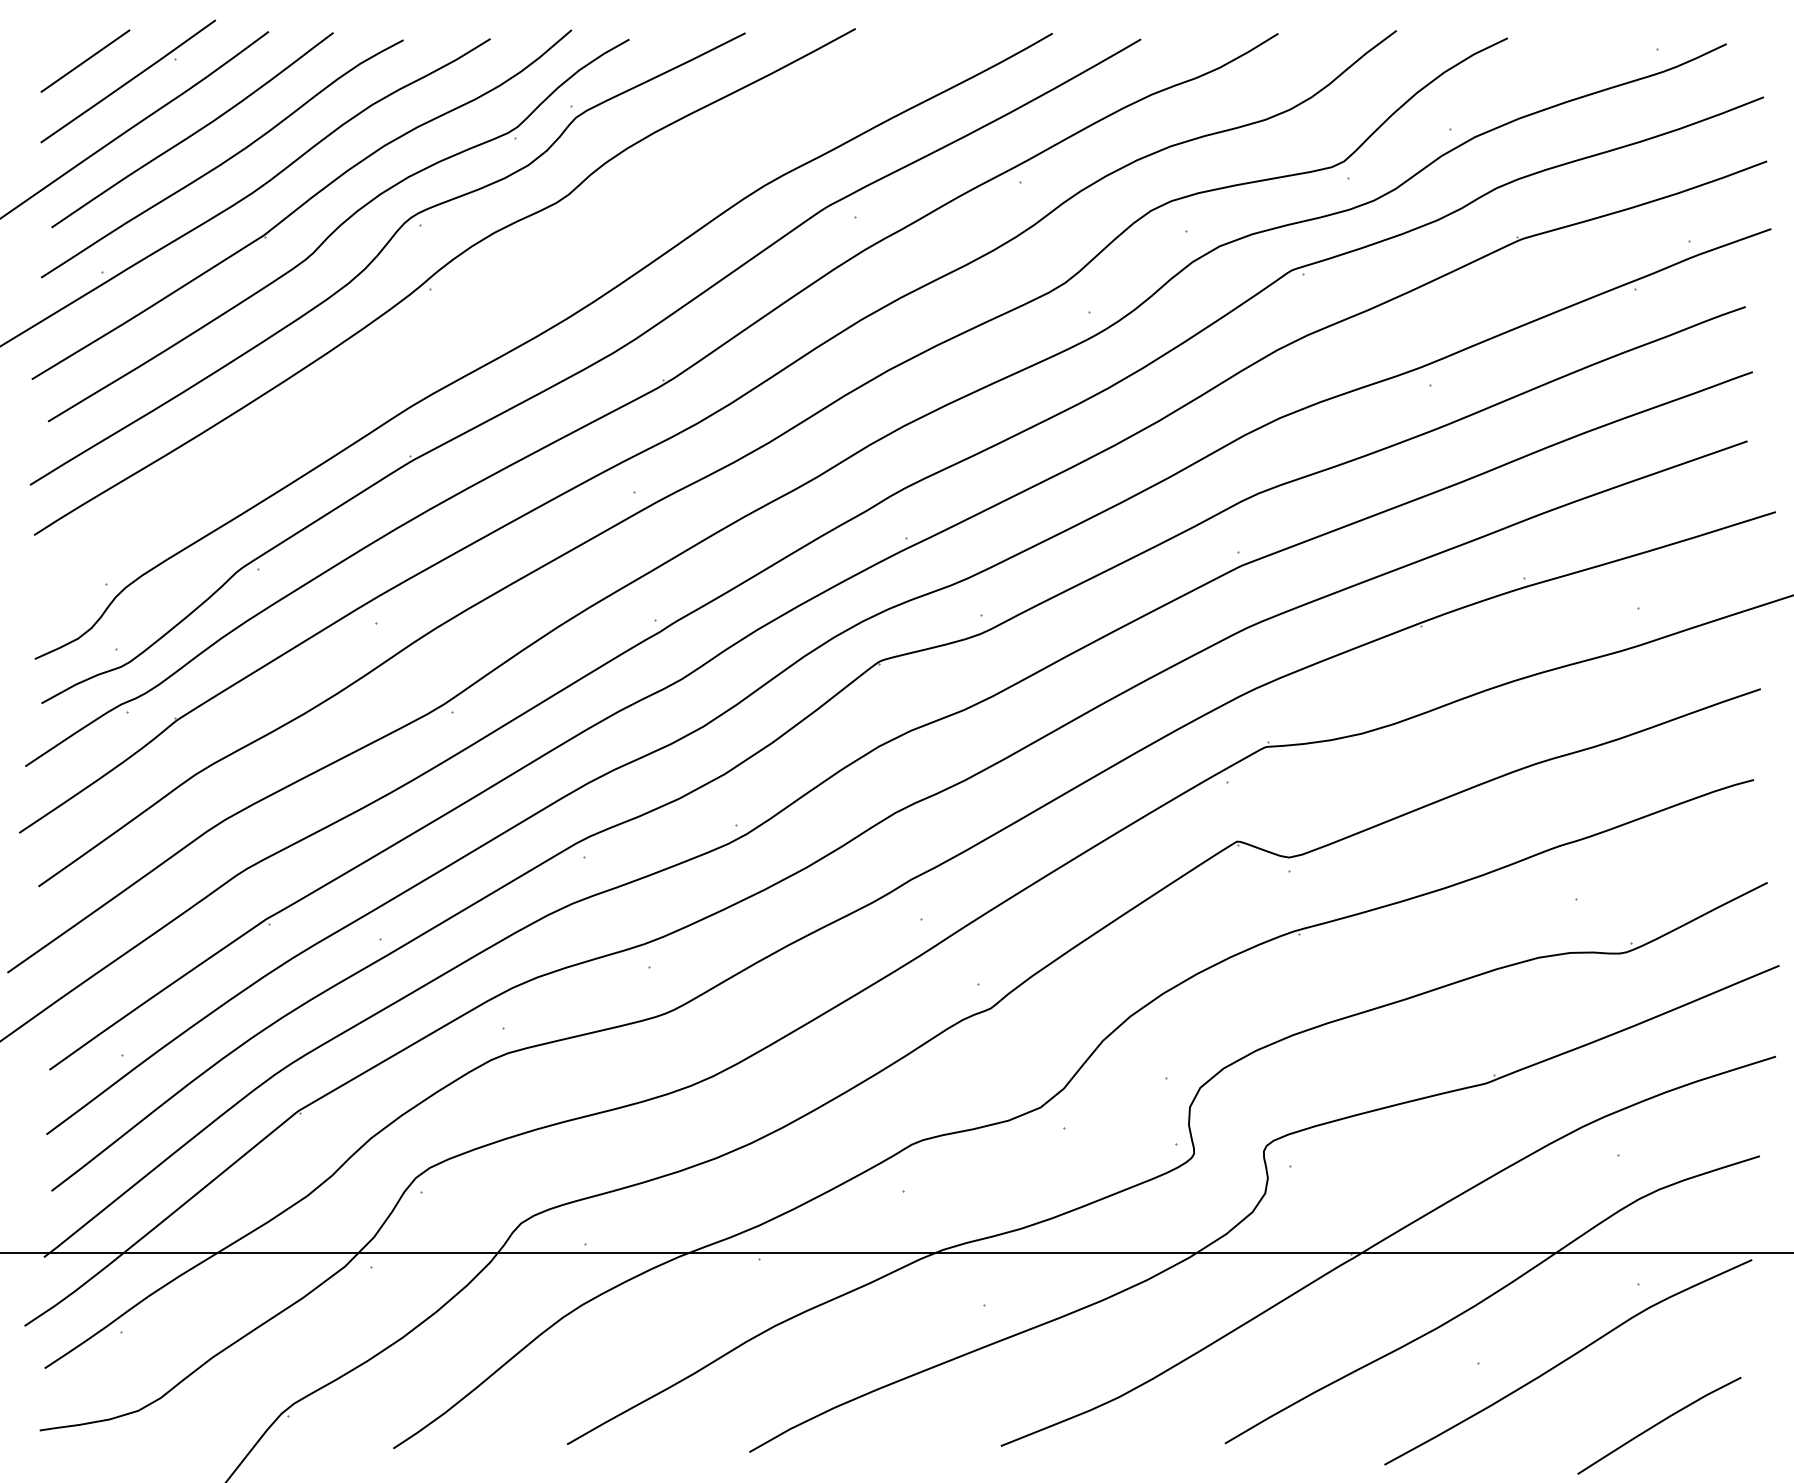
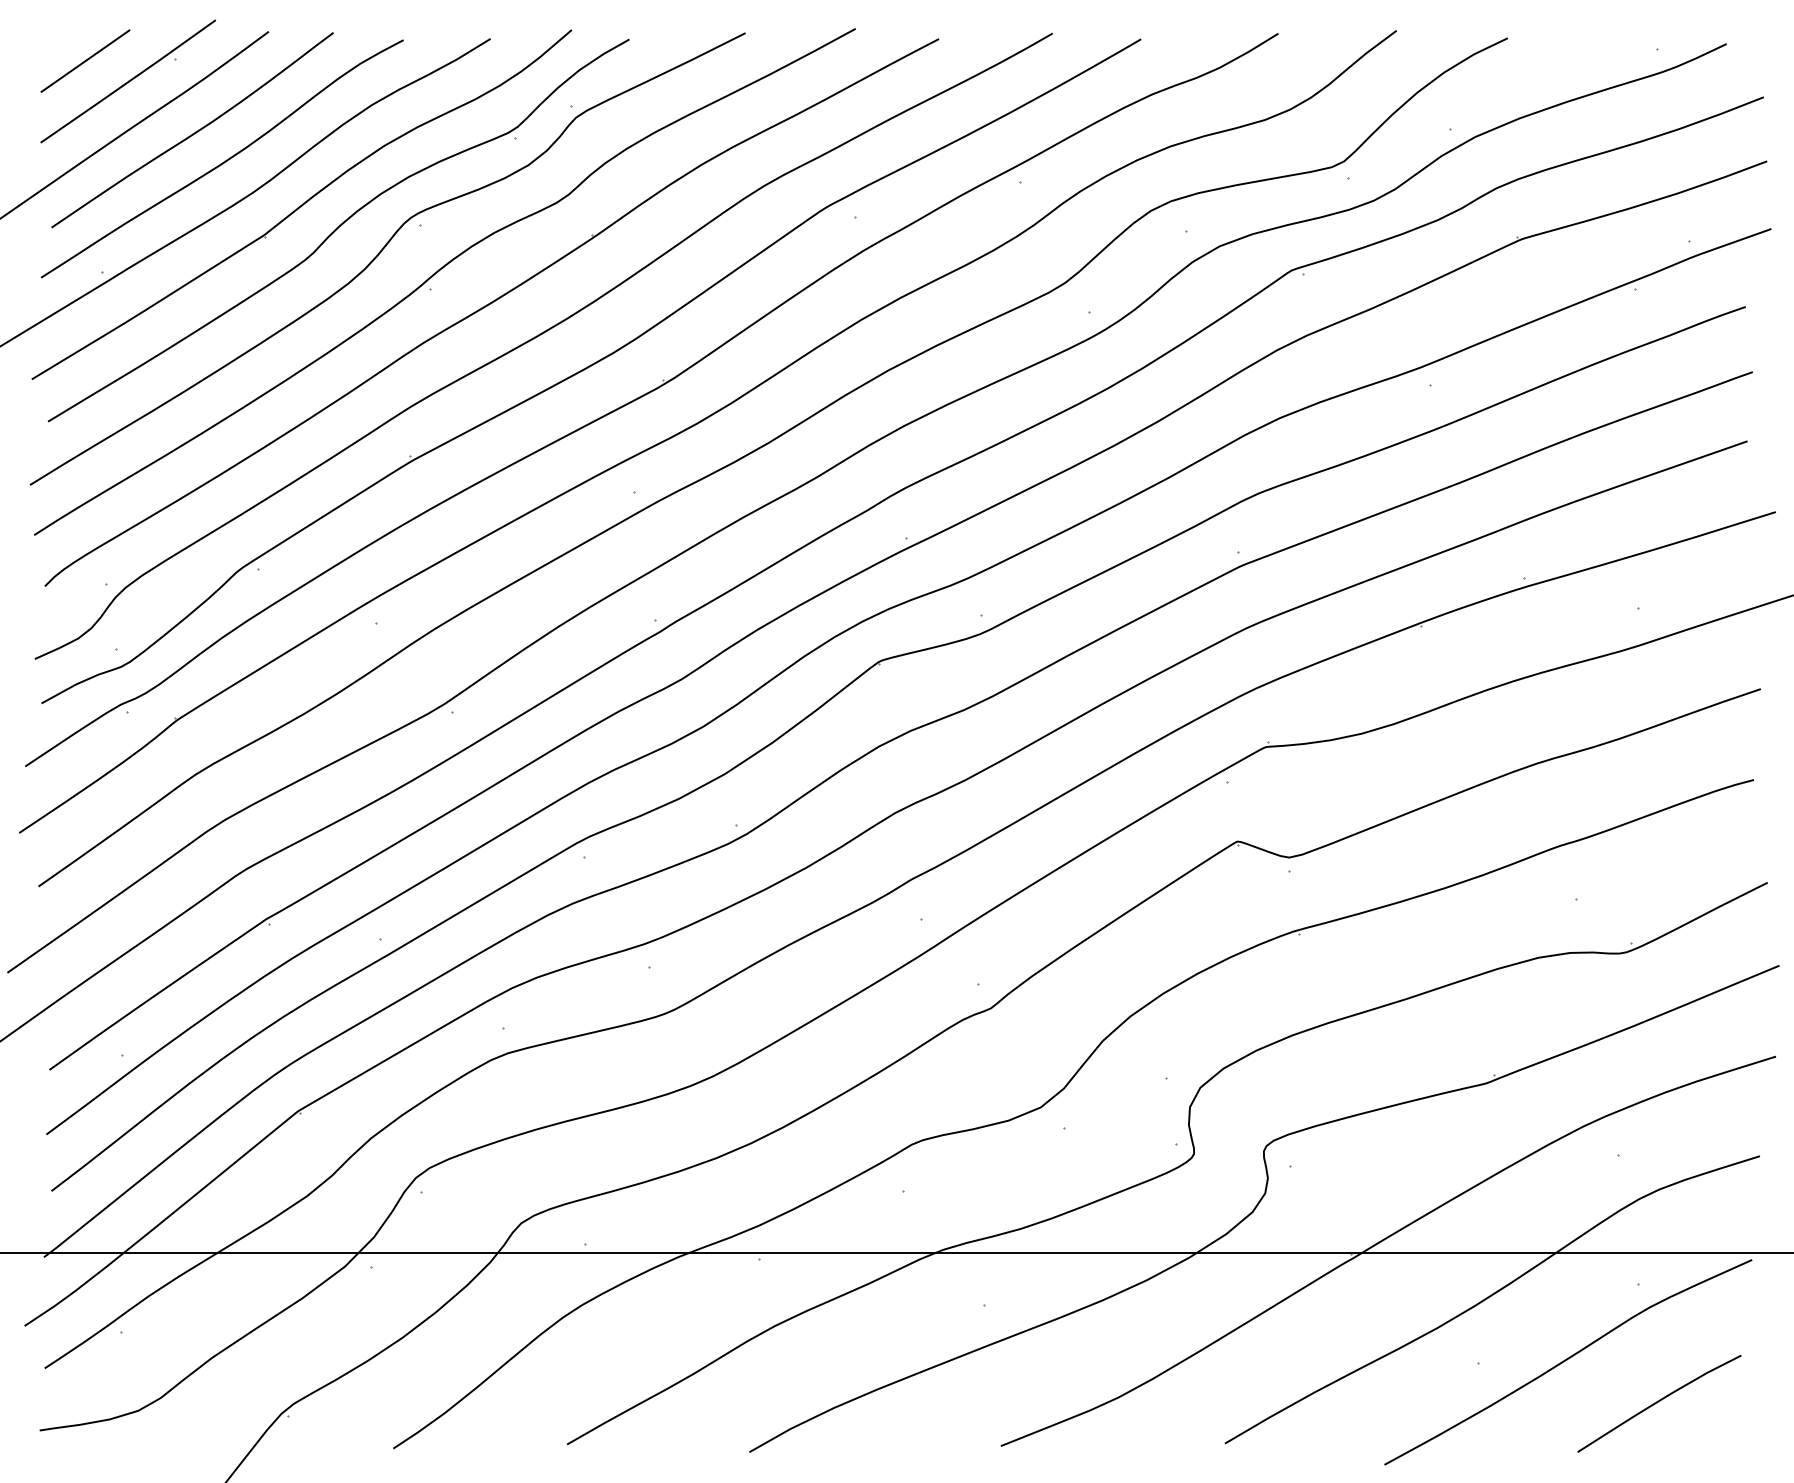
part: none -> present (487, 306)
curve position: (1658, 1424) -> (1658, 1402) (1658, 1402)
